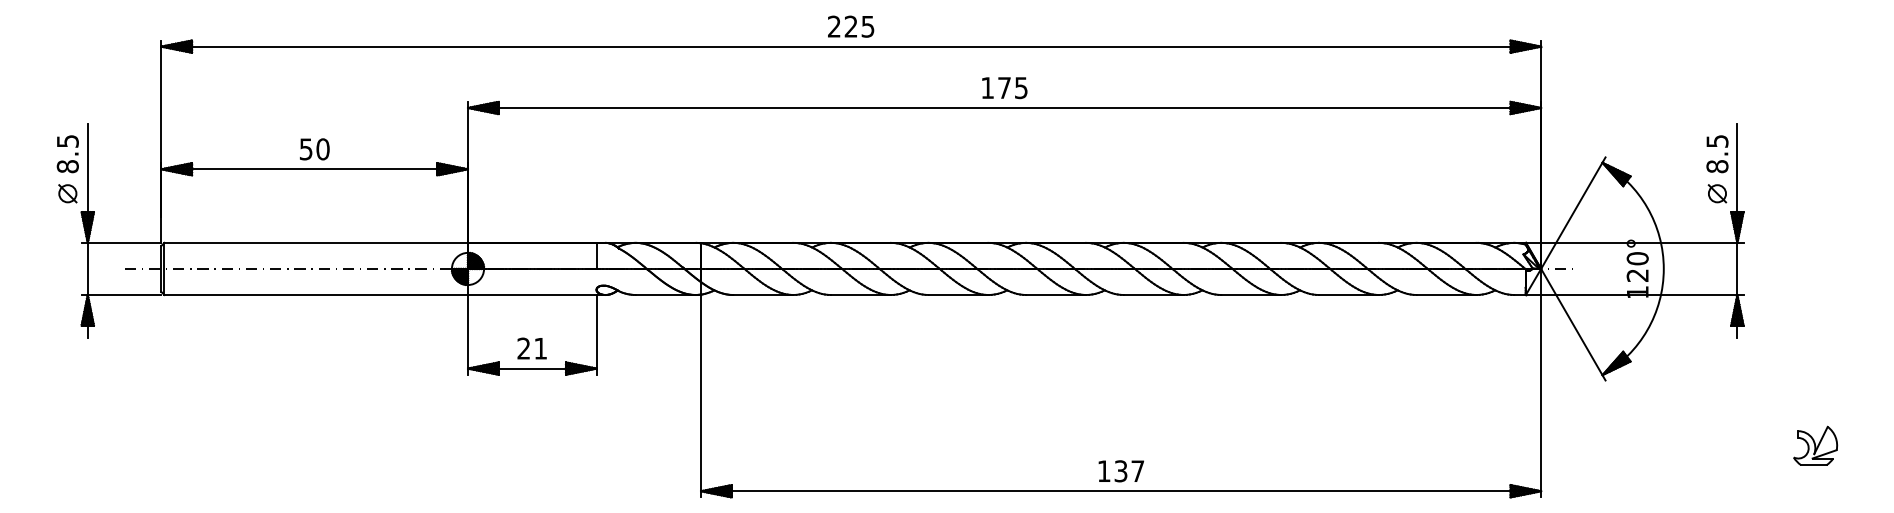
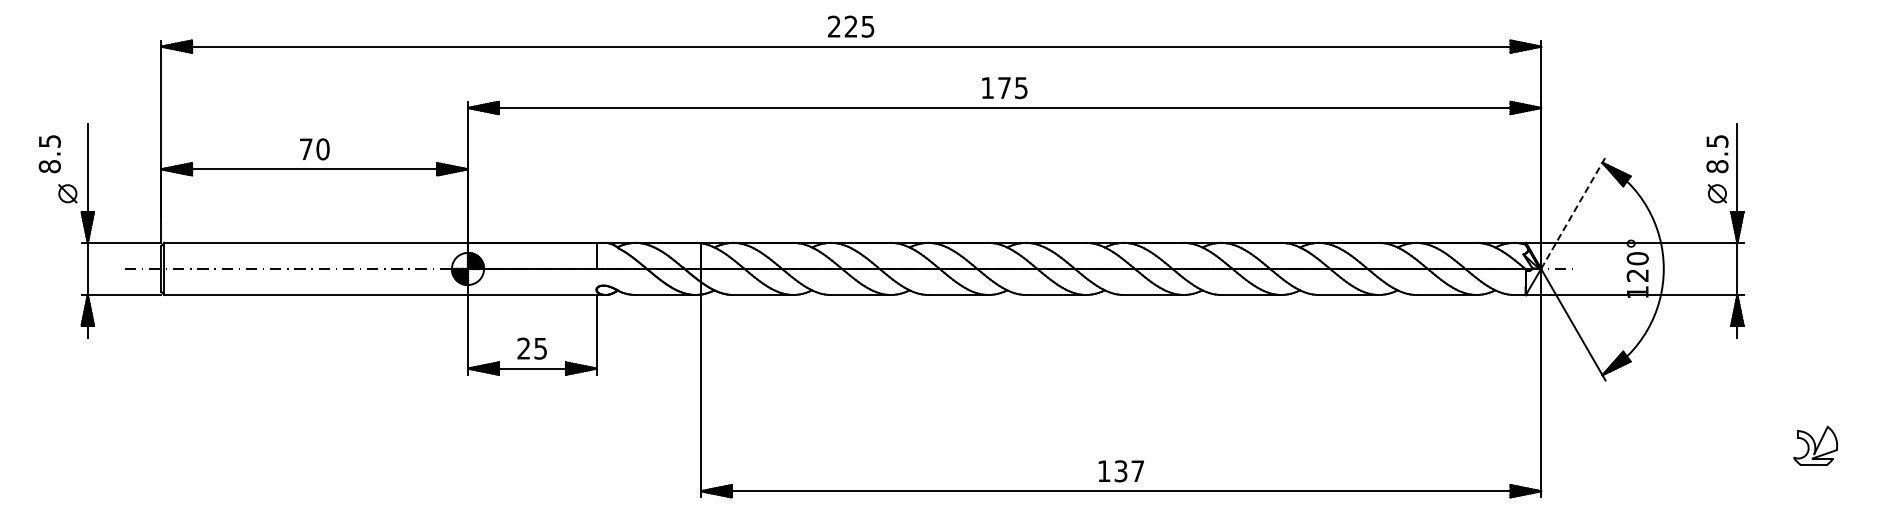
text: 50 -> 70 (305, 149)
text position: (67, 154) -> (49, 154) (49, 154)
line: solid -> dashed (1573, 212)
text: 21 -> 25 (540, 348)
